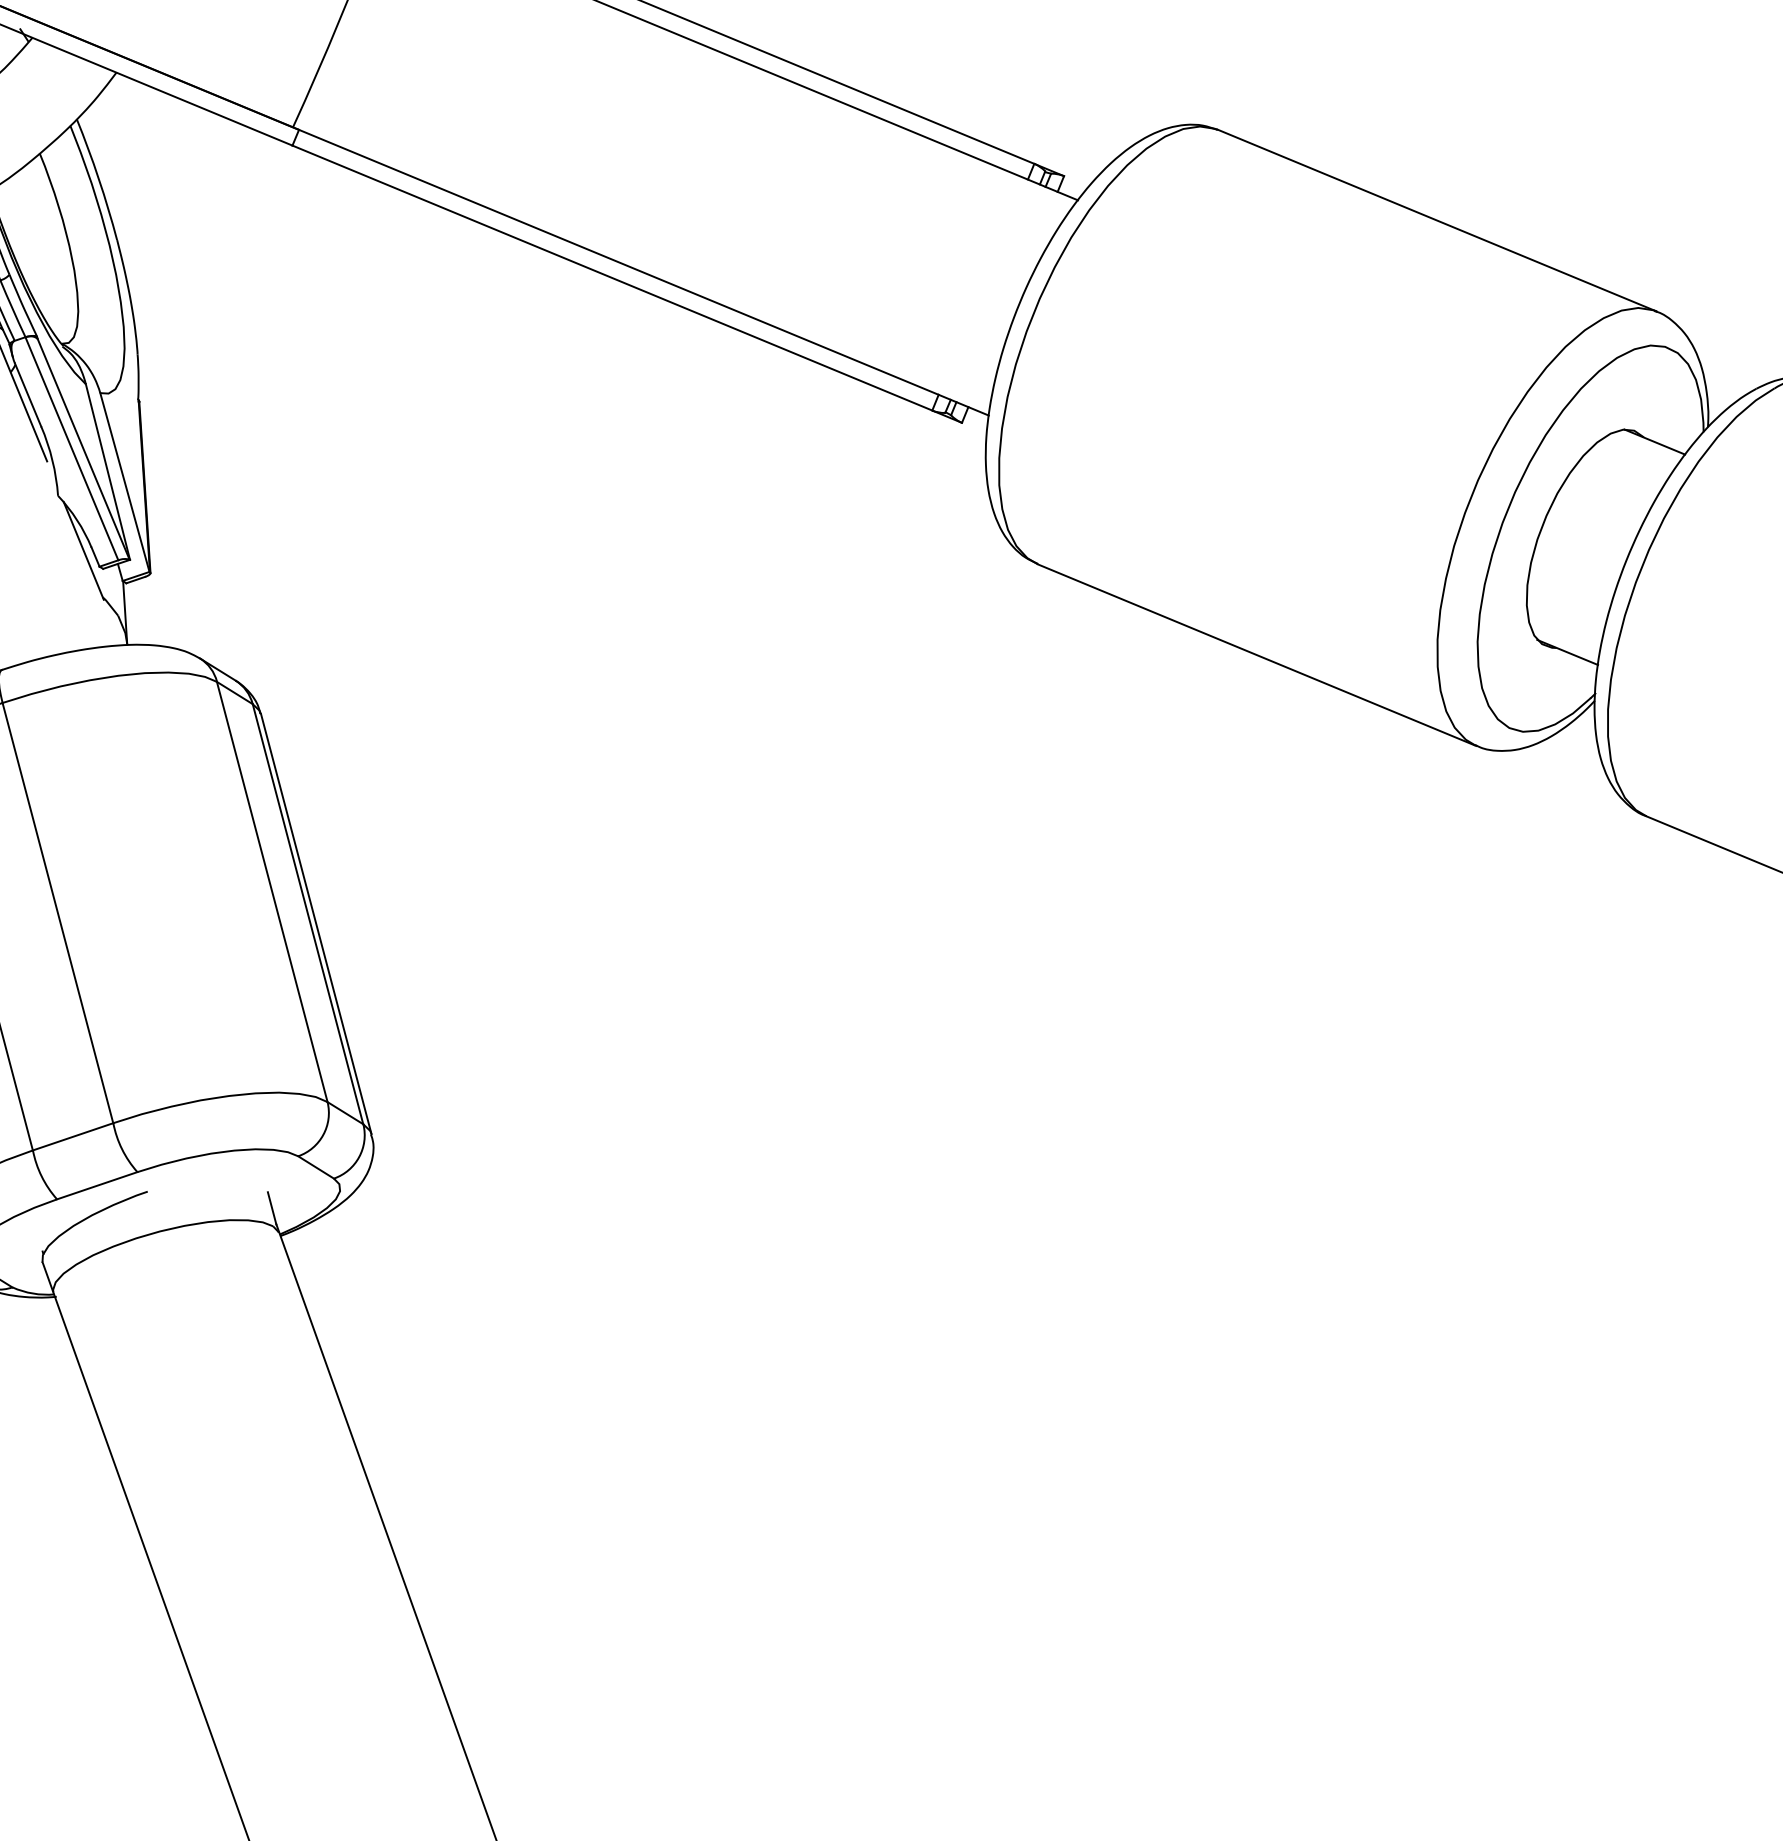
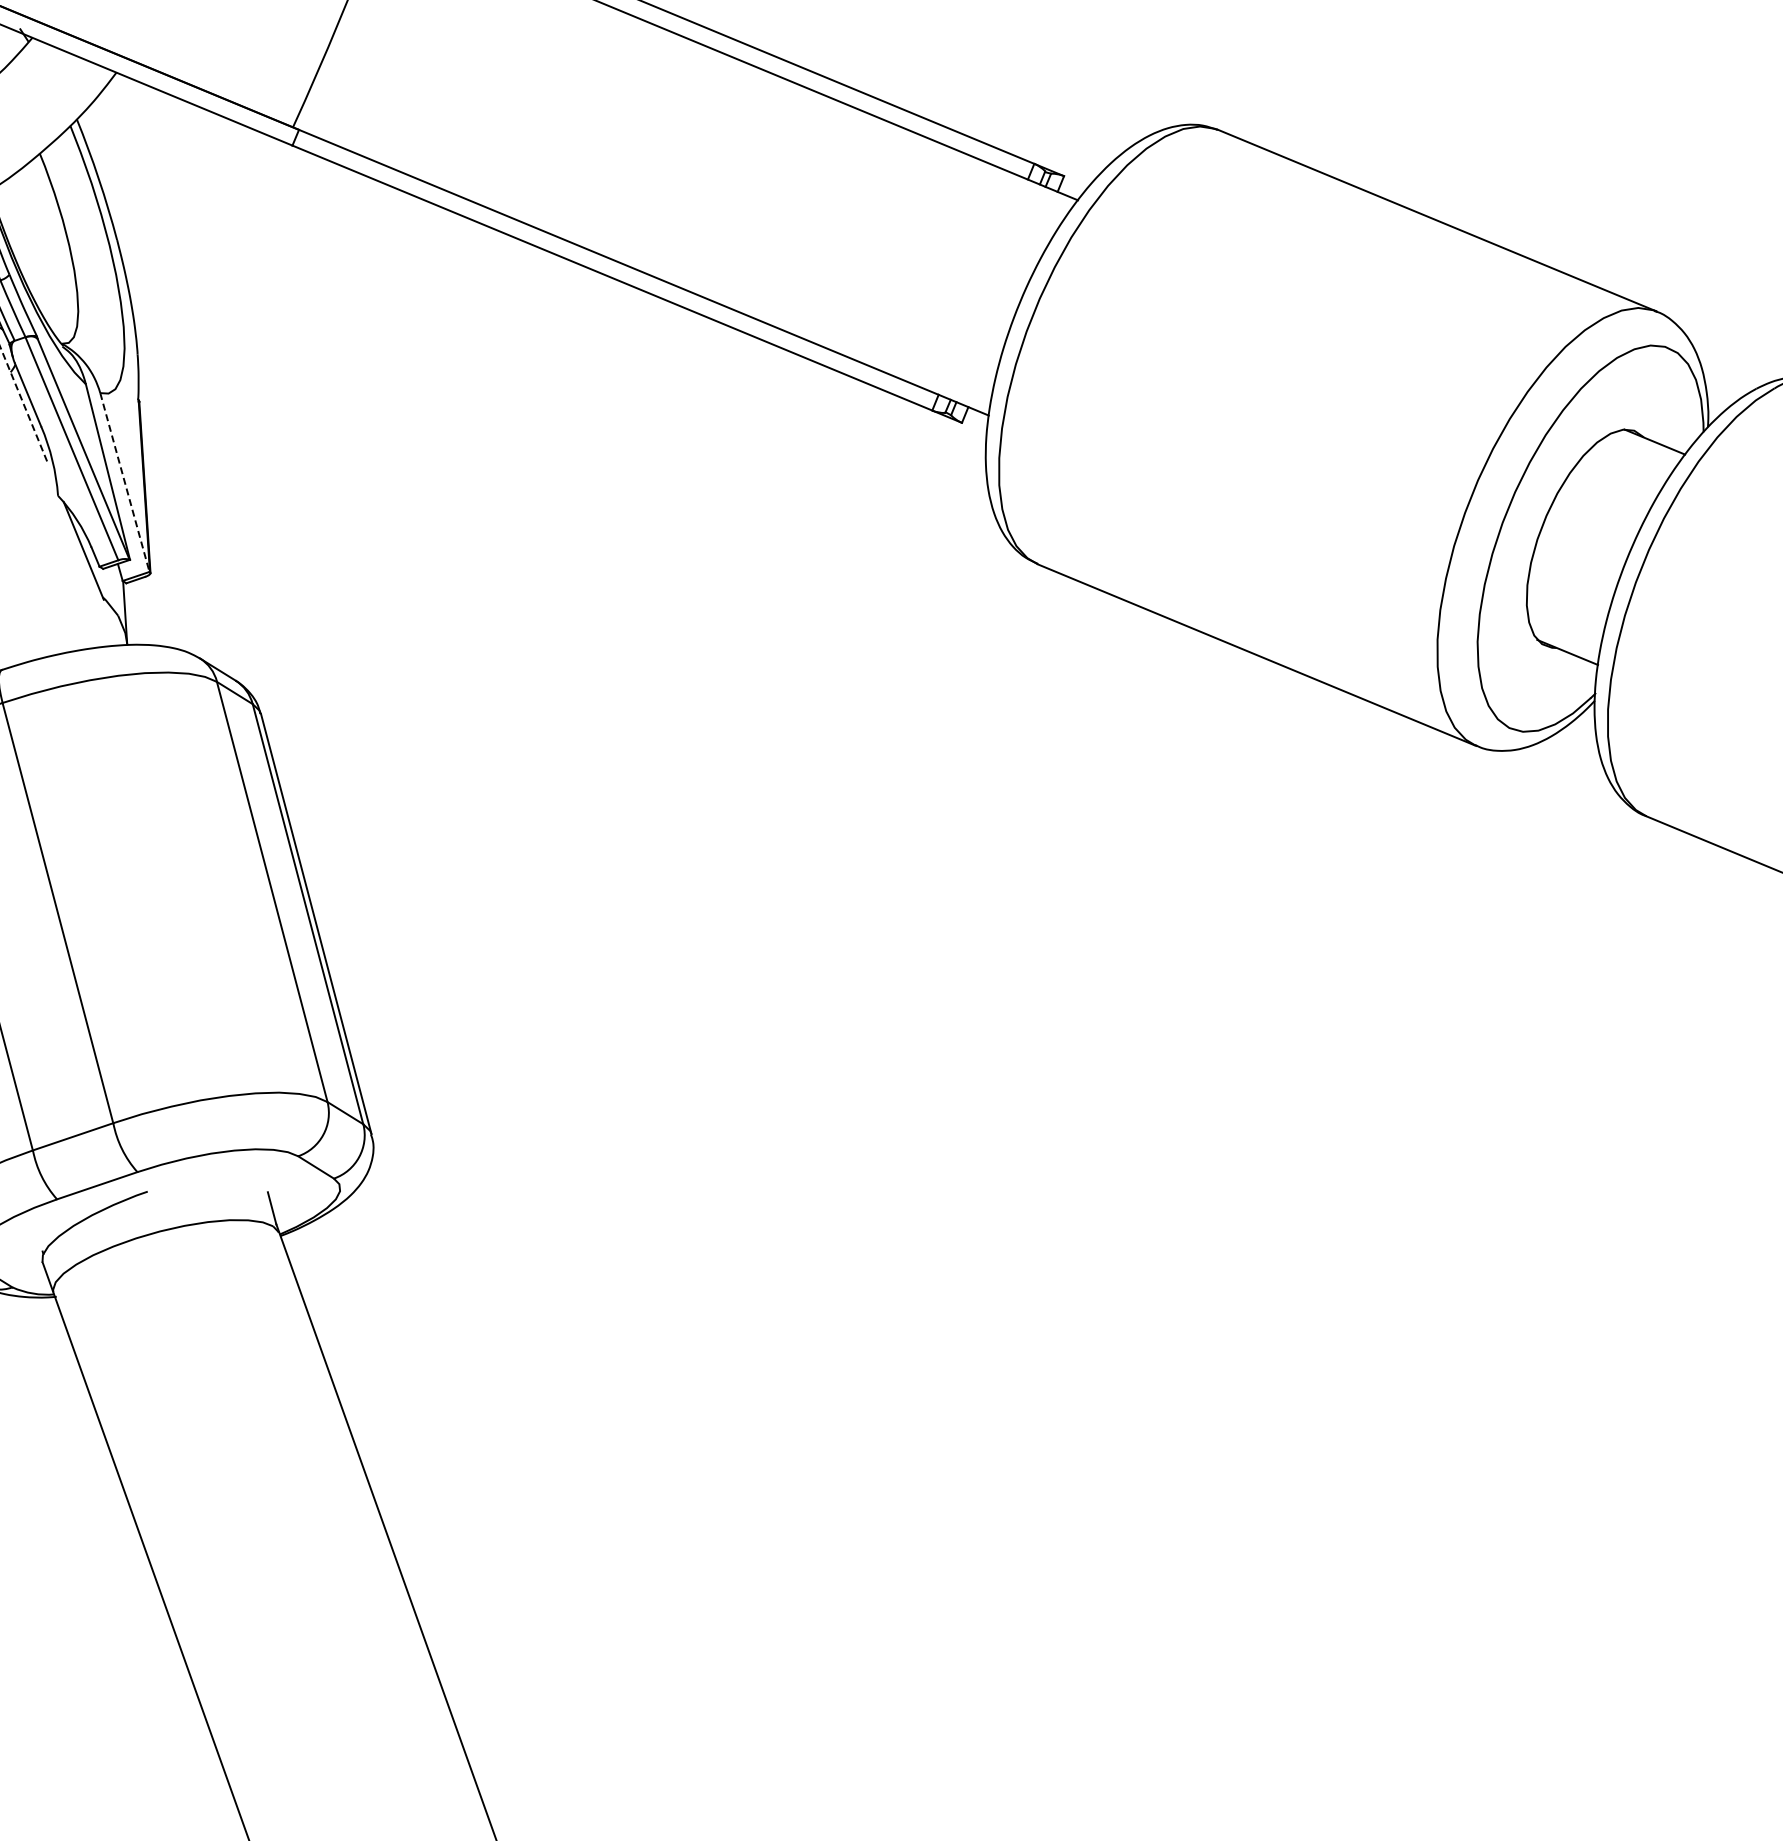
line: solid -> dashed (23, 404)
line: solid -> dashed (124, 482)
